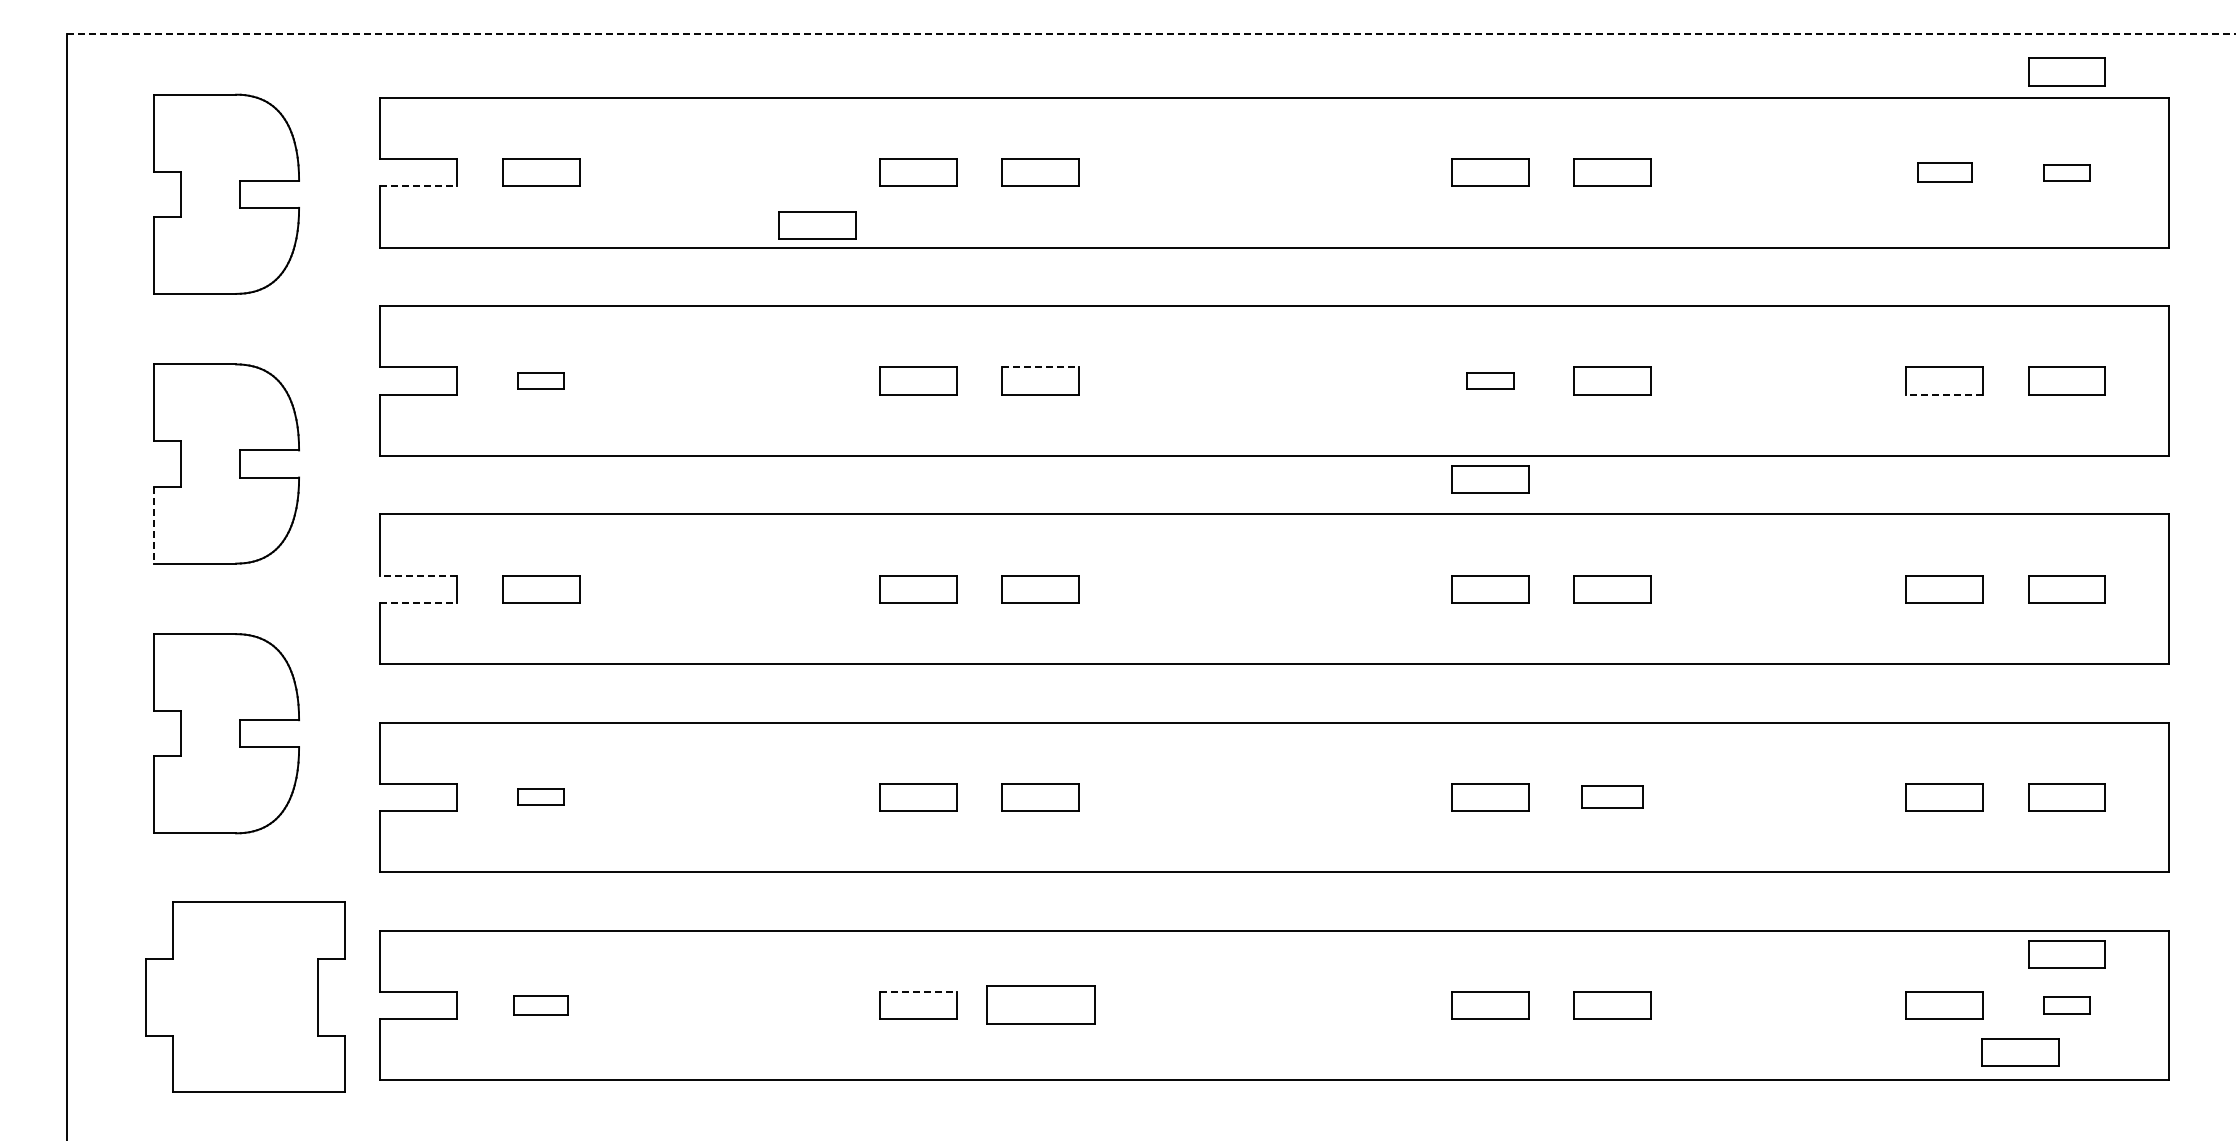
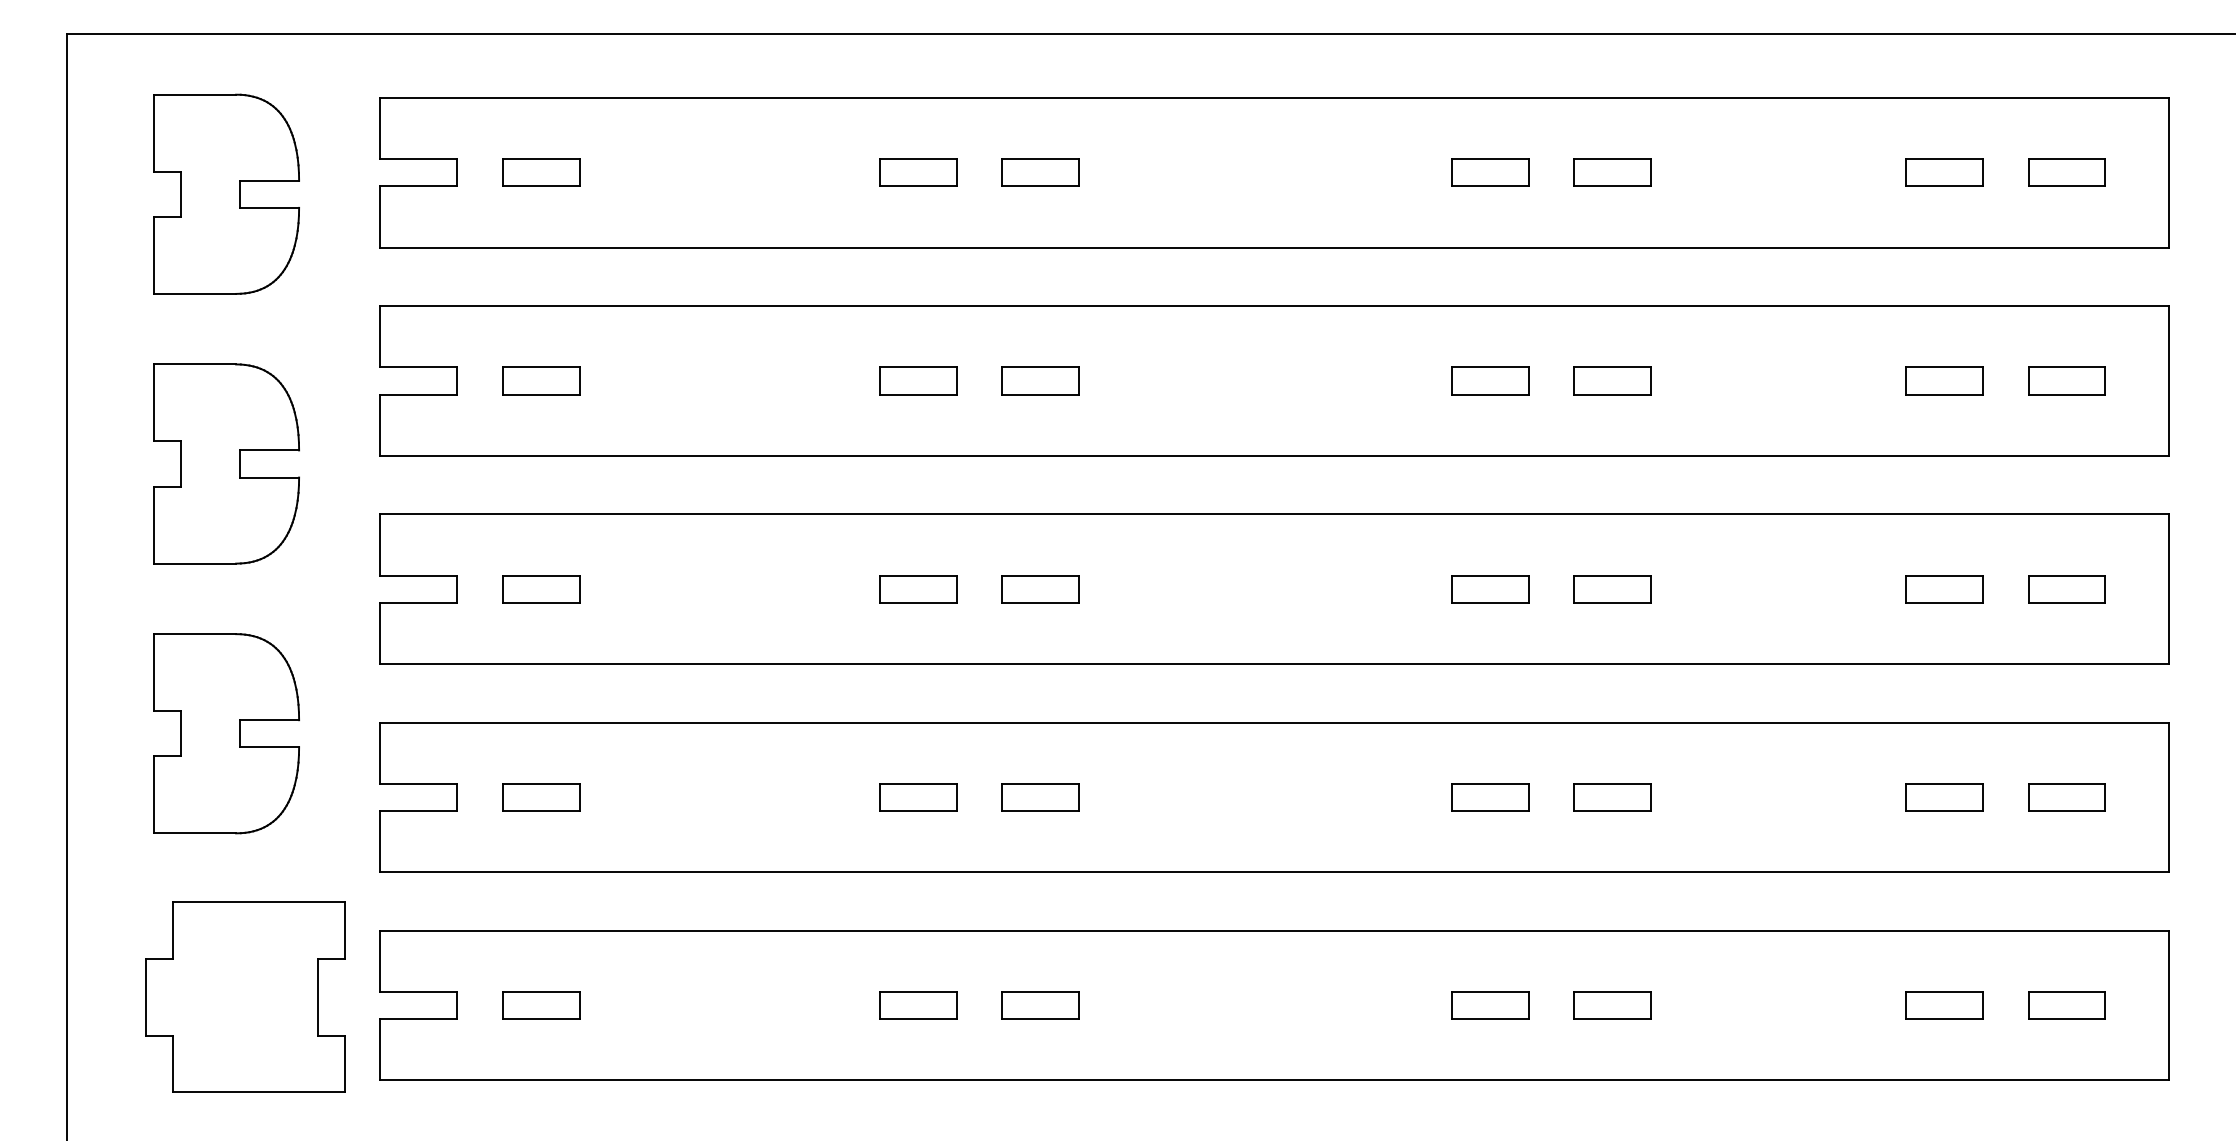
line: dashed -> solid (1151, 34)
part: present -> none (2066, 71)
part size: 56x21 px -> 79x29 px (1944, 172)
part size: 48x18 px -> 78x29 px (2066, 172)
line: dashed -> solid (419, 186)
part: present -> none (817, 225)
line: dashed -> solid (1041, 367)
part size: 48x18 px -> 79x30 px (541, 380)
part size: 49x18 px -> 79x30 px (1490, 380)
line: dashed -> solid (1944, 394)
part: present -> none (1490, 479)
line: dashed -> solid (154, 525)
line: dashed -> solid (418, 575)
line: dashed -> solid (419, 602)
part size: 48x18 px -> 79x29 px (541, 797)
part size: 63x24 px -> 79x29 px (1612, 797)
part: present -> none (2066, 954)
line: dashed -> solid (918, 991)
part size: 110x40 px -> 79x29 px (1040, 1005)
part size: 56x21 px -> 79x29 px (541, 1005)
part size: 48x19 px -> 78x29 px (2066, 1005)
part: present -> none (2020, 1052)
